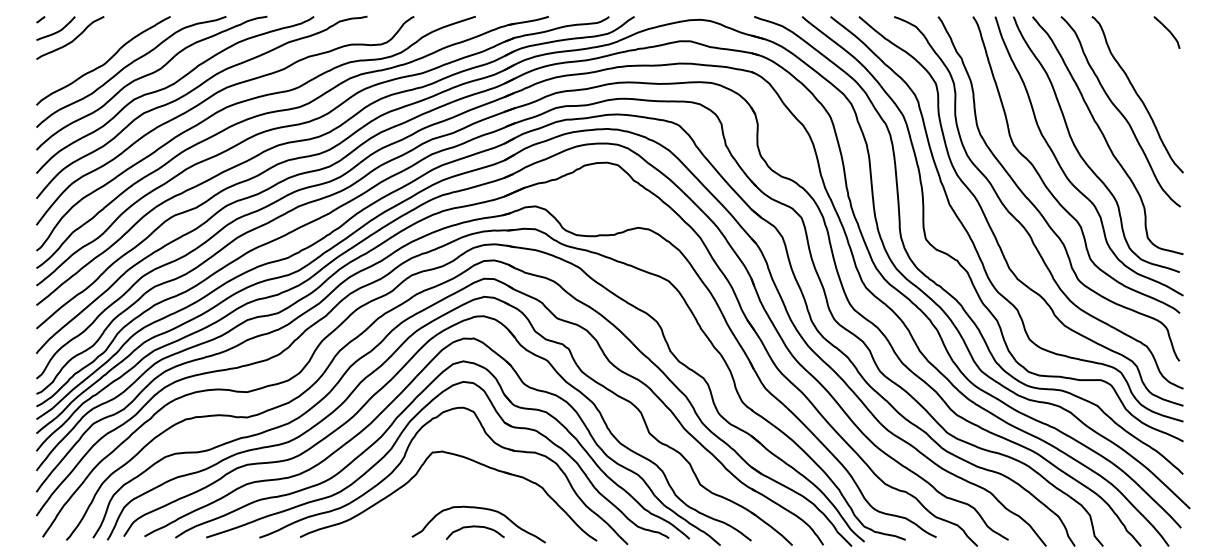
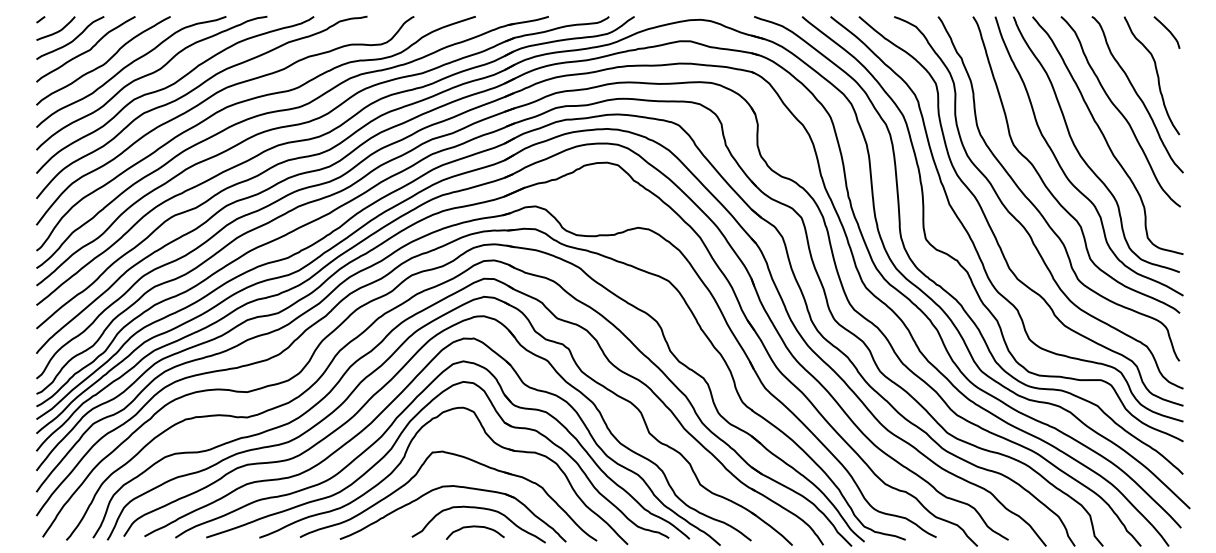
curve: none -> present (86, 50)
curve: none -> present (1156, 74)
part: none -> present (450, 487)
